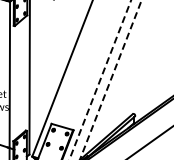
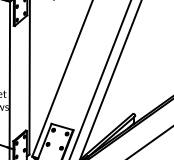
line: dashed -> solid (100, 79)
line: dashed -> solid (110, 79)
